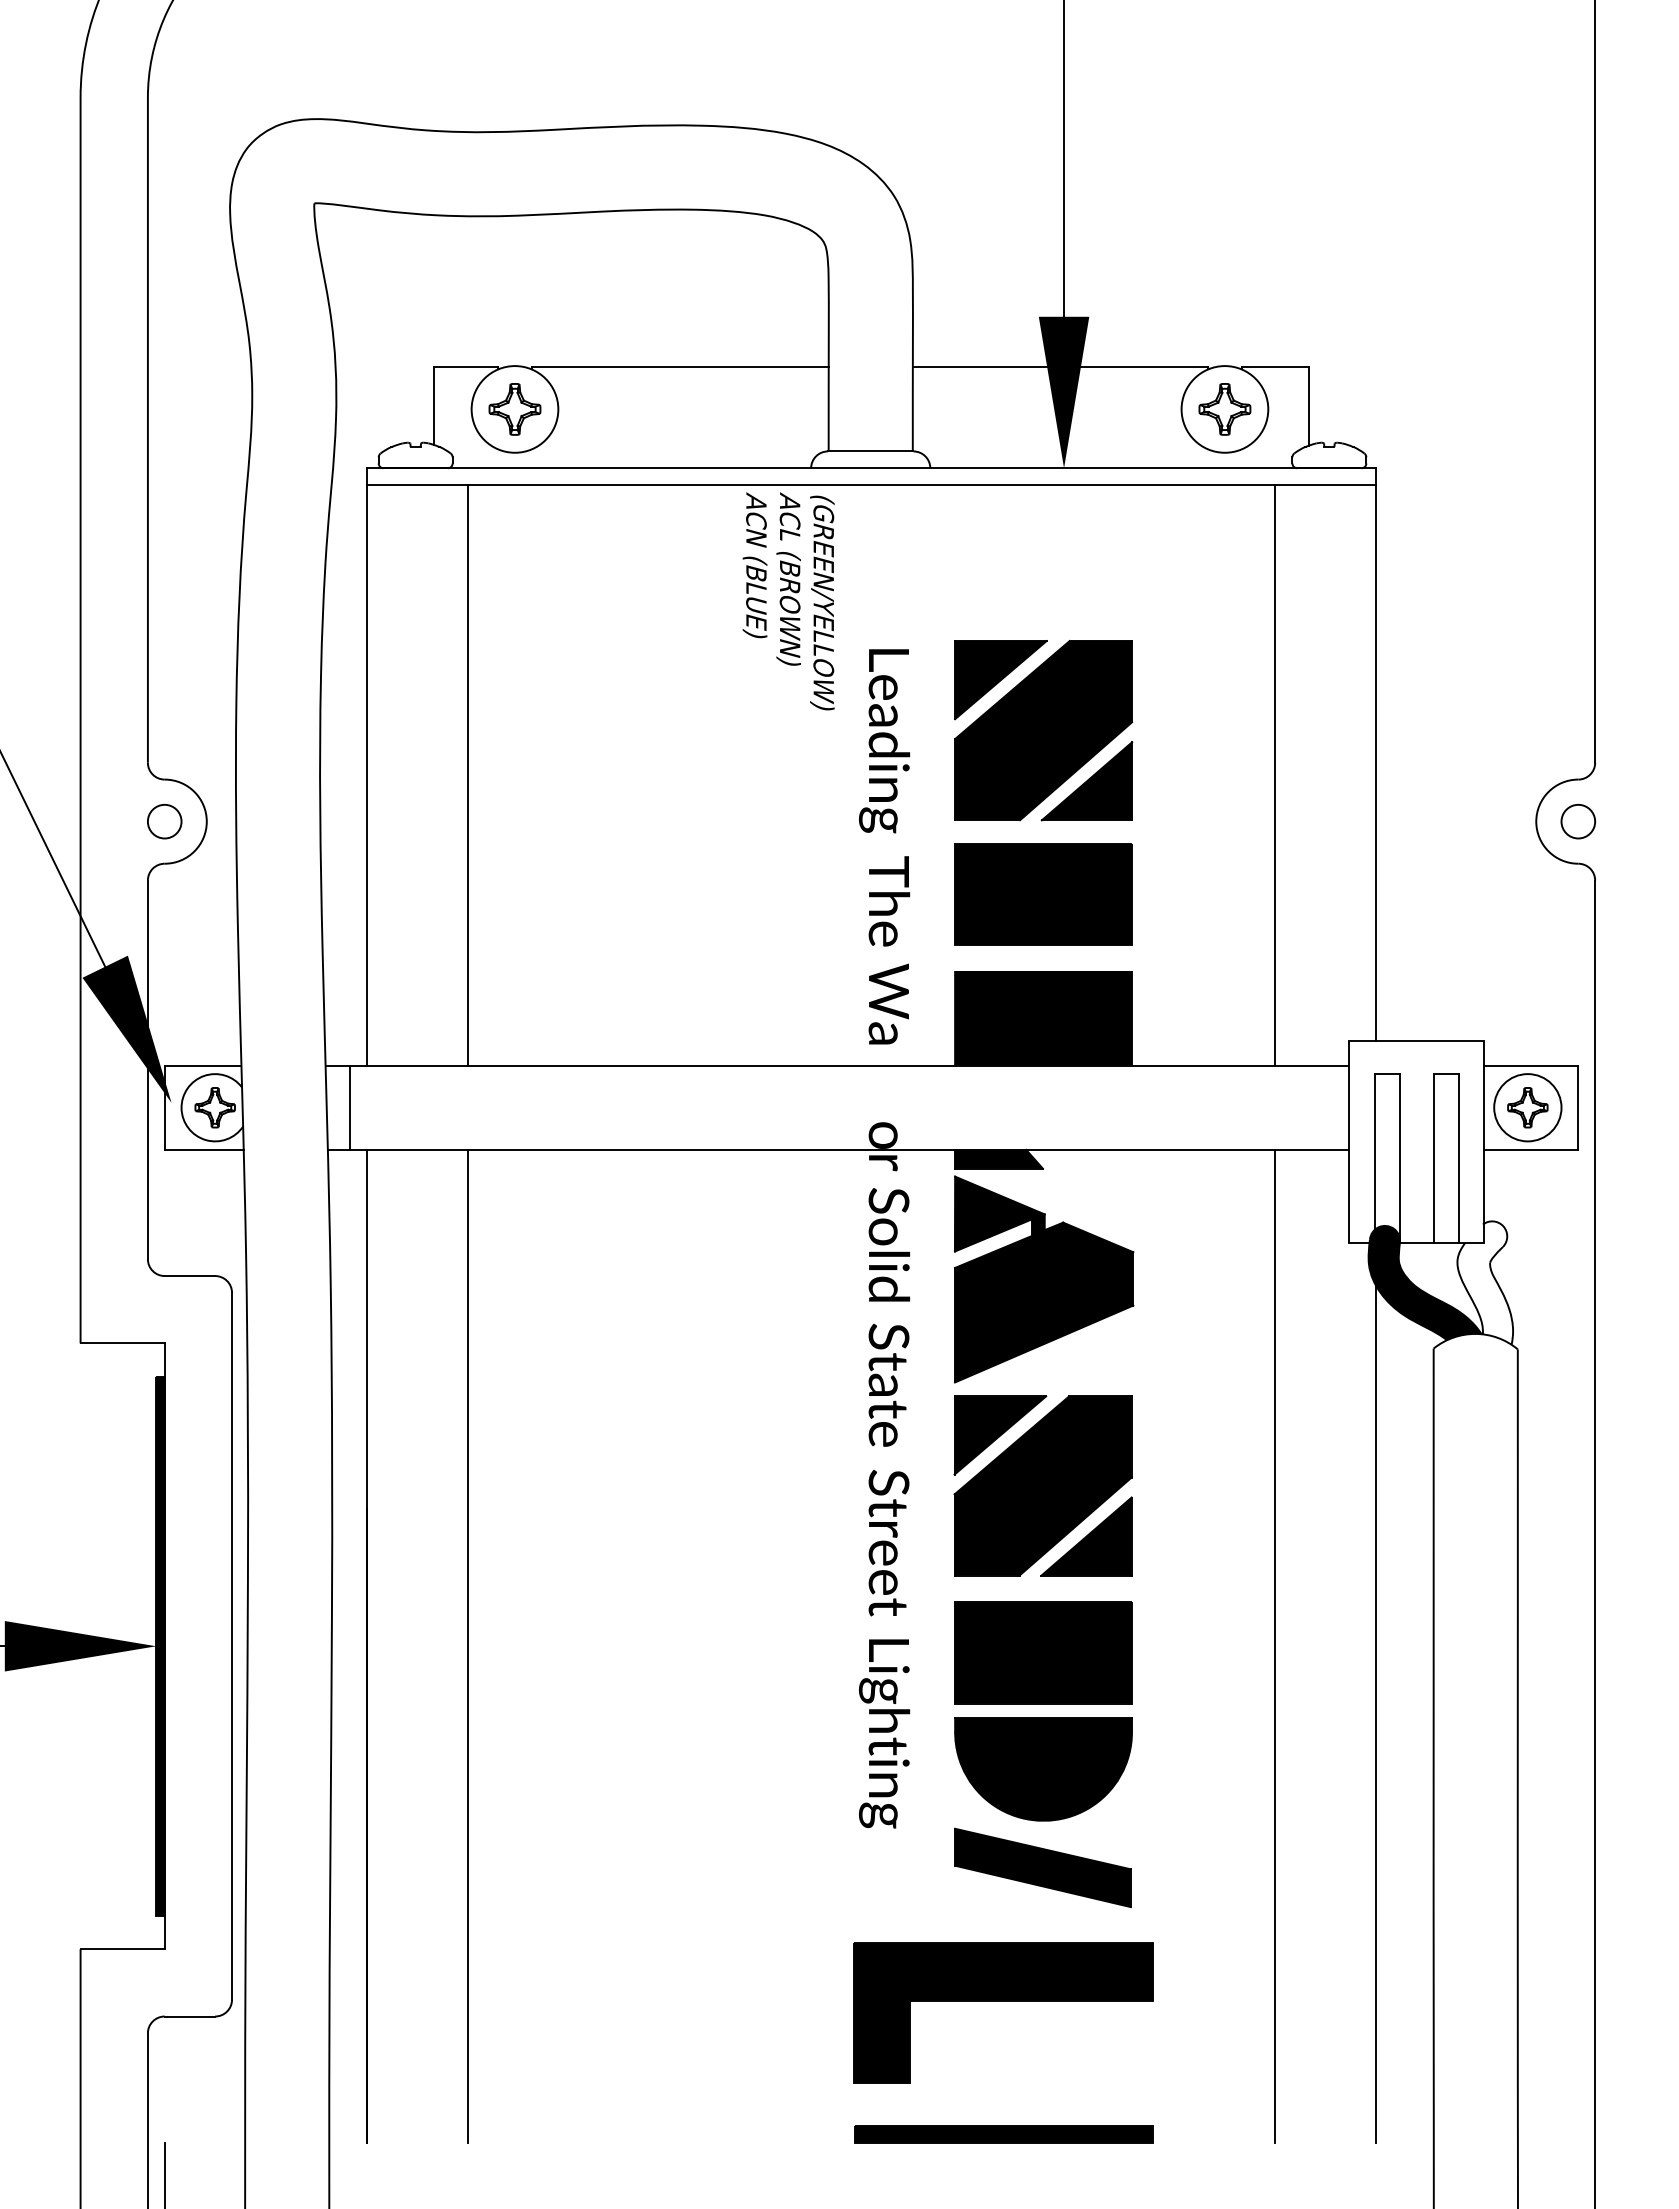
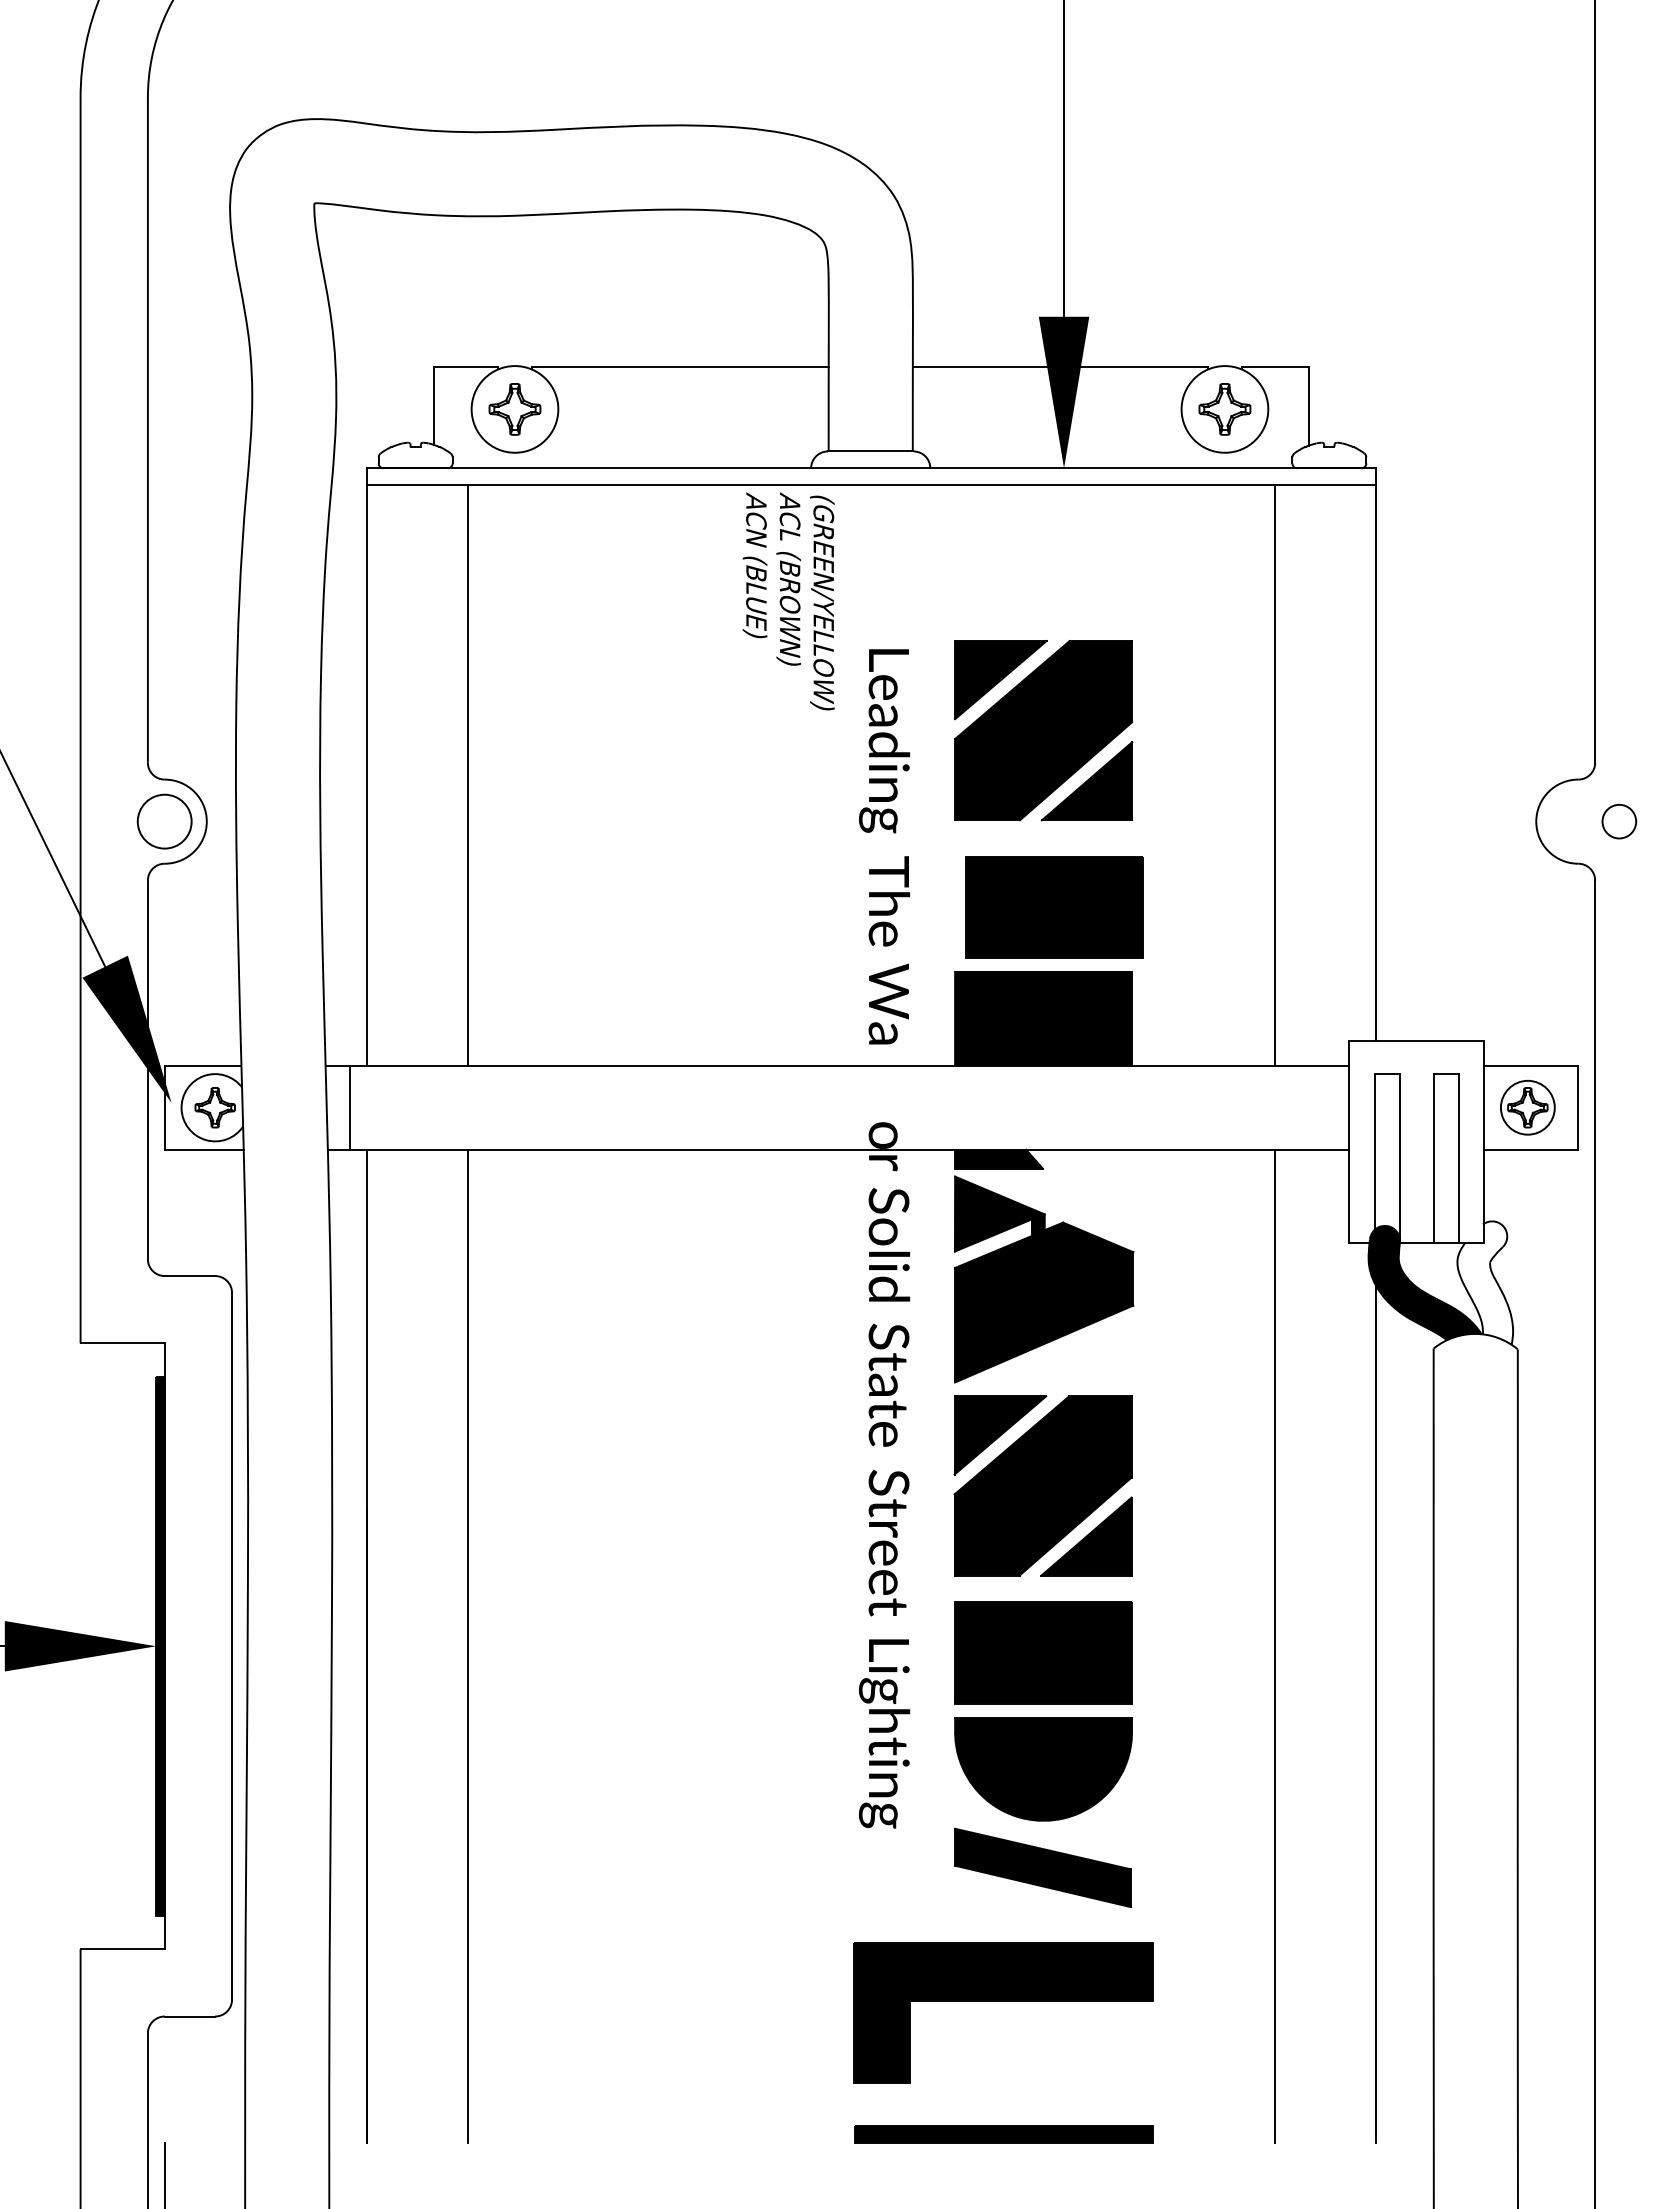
circle diameter: 34 px -> 54 px (164, 821)
circle position: (1578, 821) -> (1619, 821) (1619, 821)
part position: (1043, 894) -> (1054, 907) (1054, 907)
circle diameter: 67 px -> 54 px (1527, 1107)
